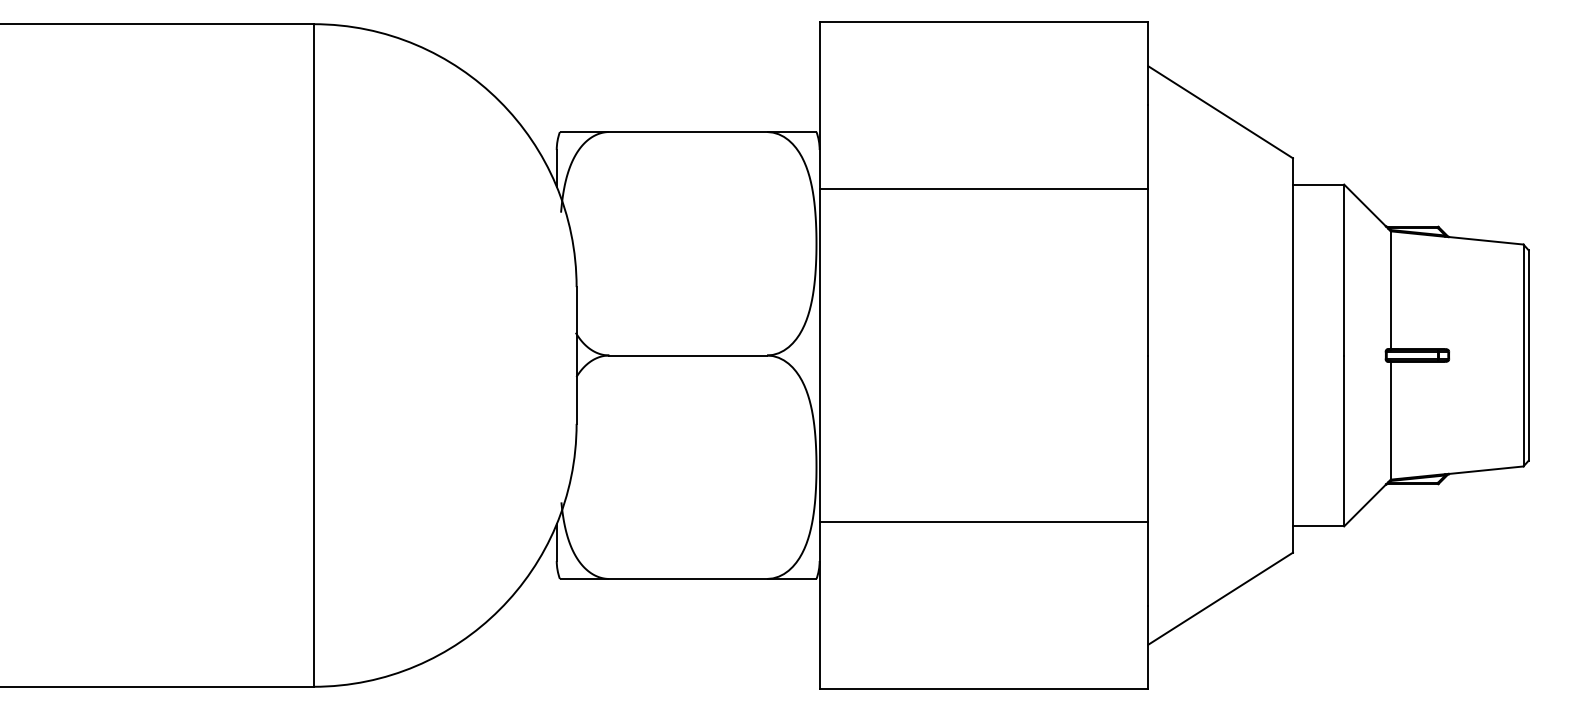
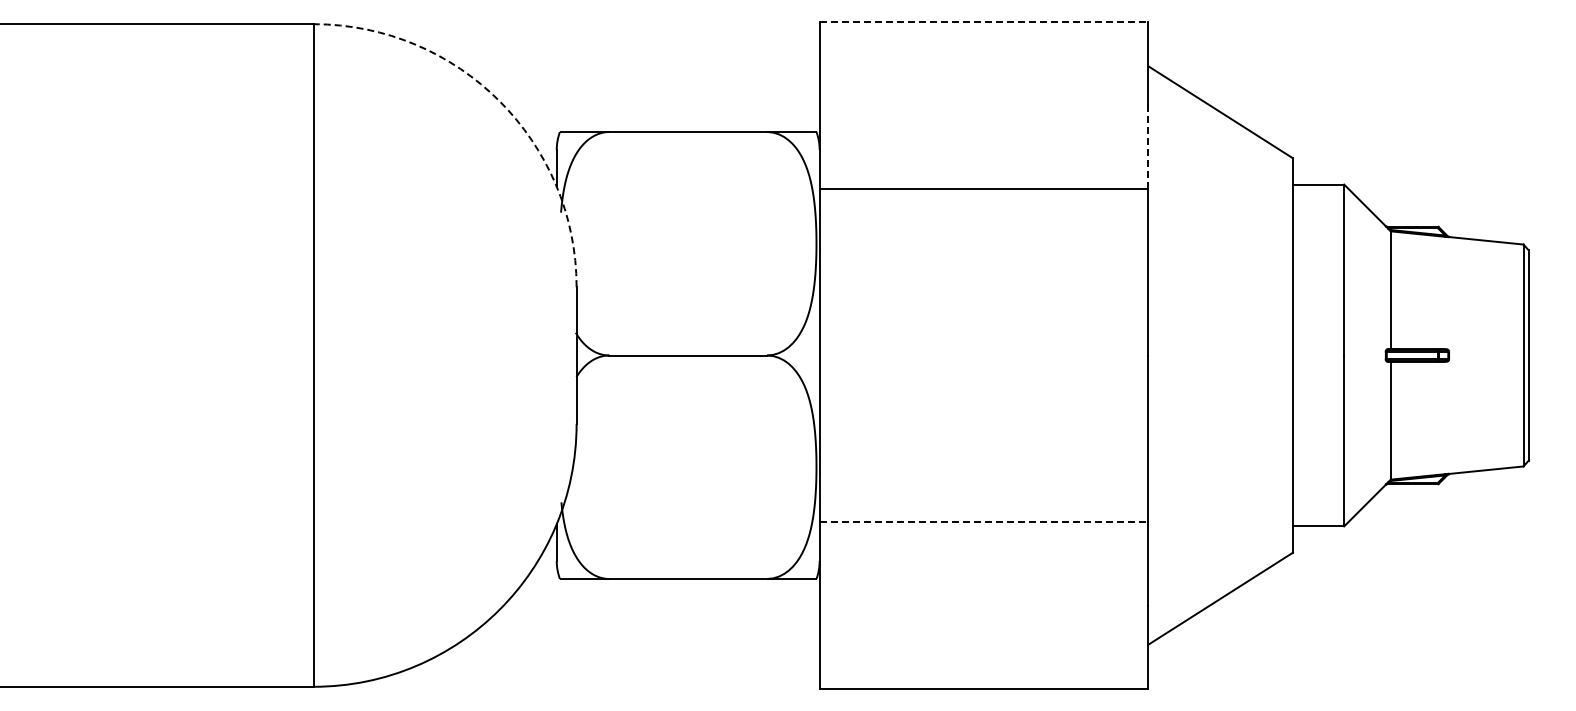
line: solid -> dashed (984, 21)
arc: solid -> dashed (499, 101)
line: solid -> dashed (1148, 146)
line: solid -> dashed (984, 522)
